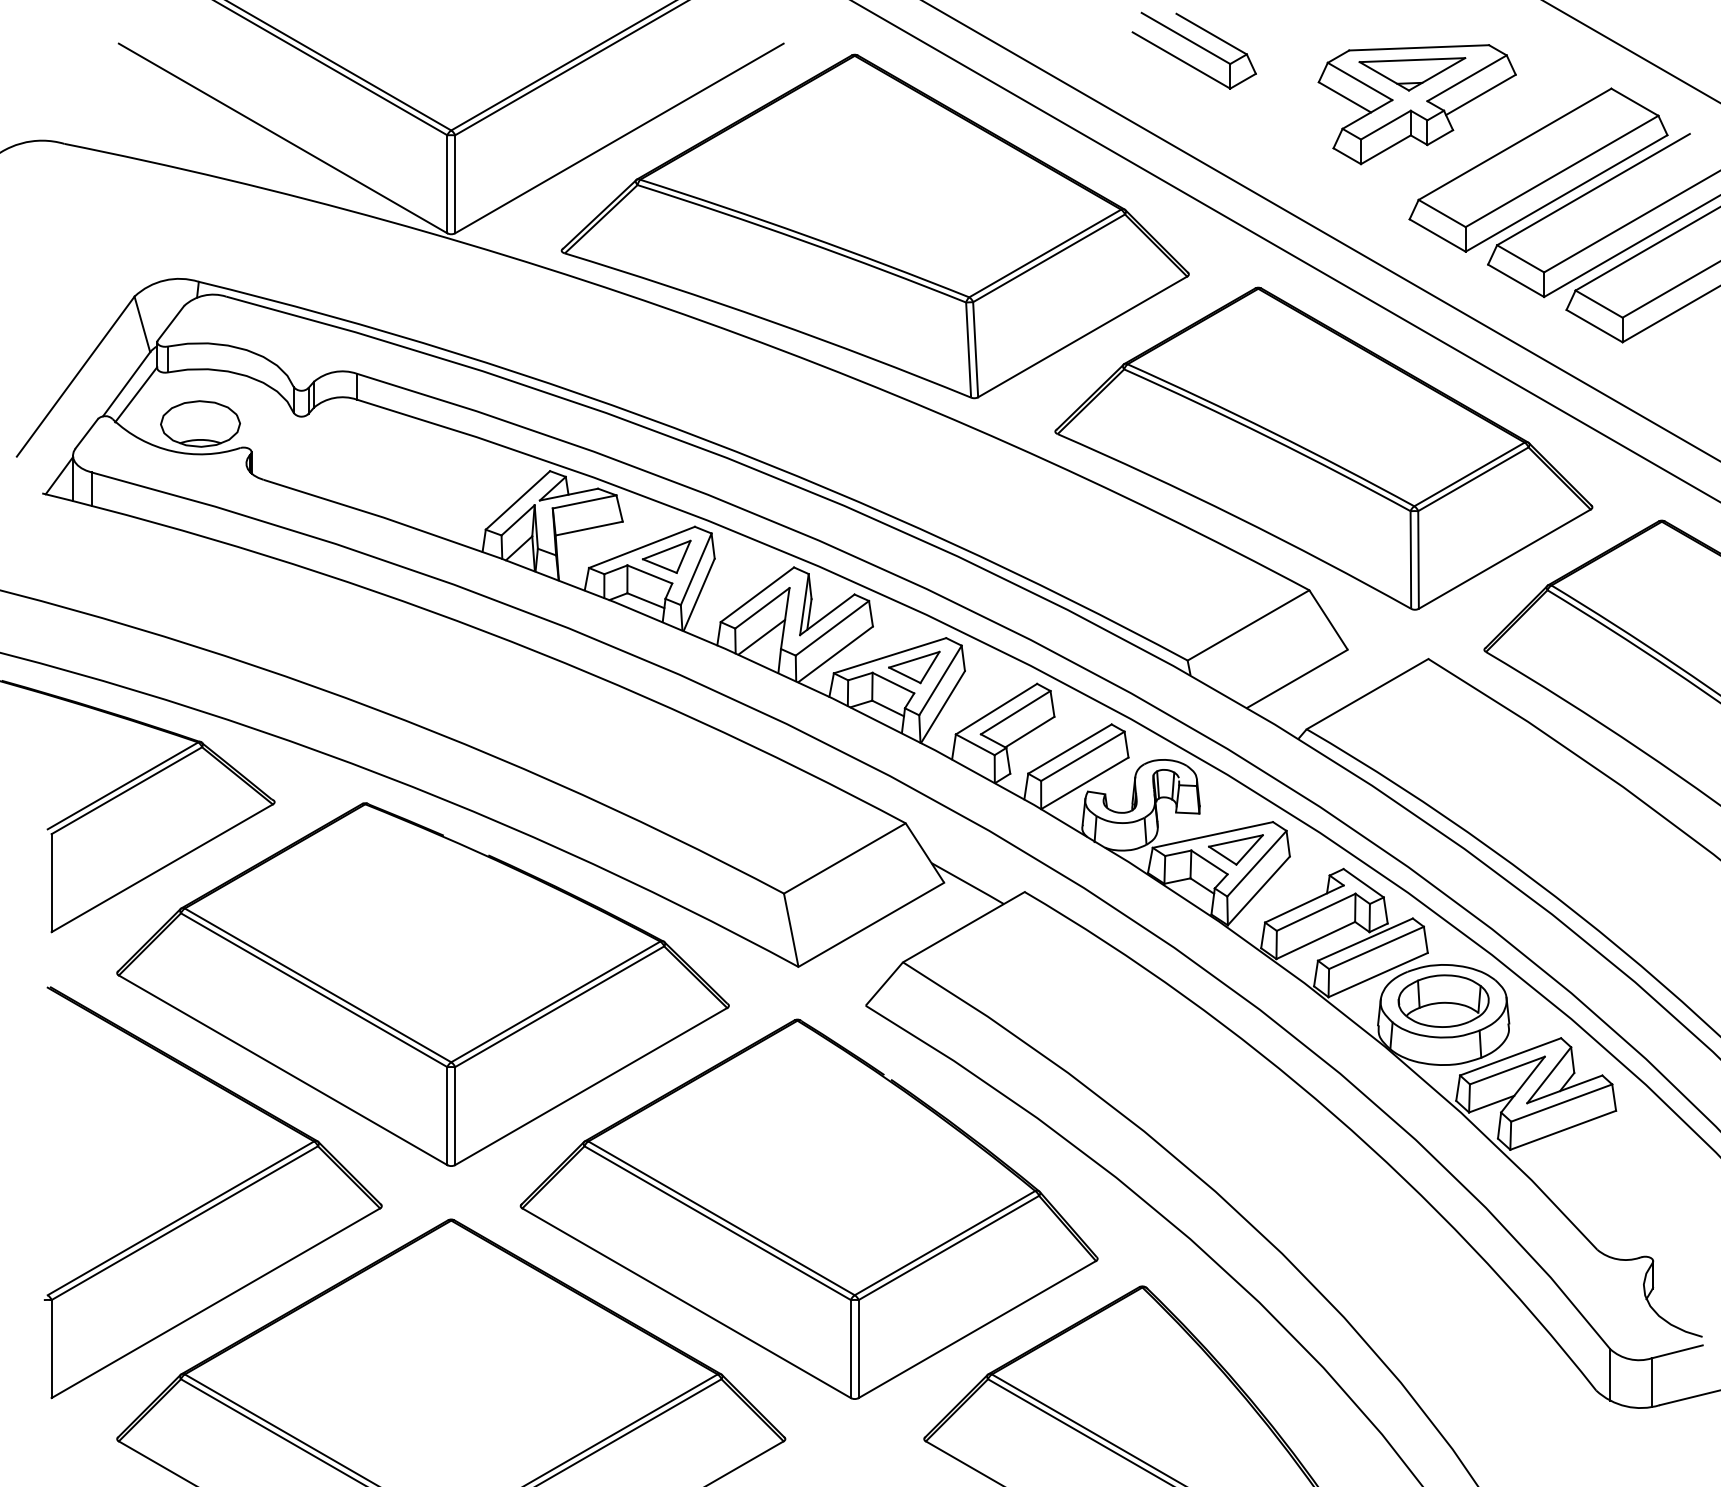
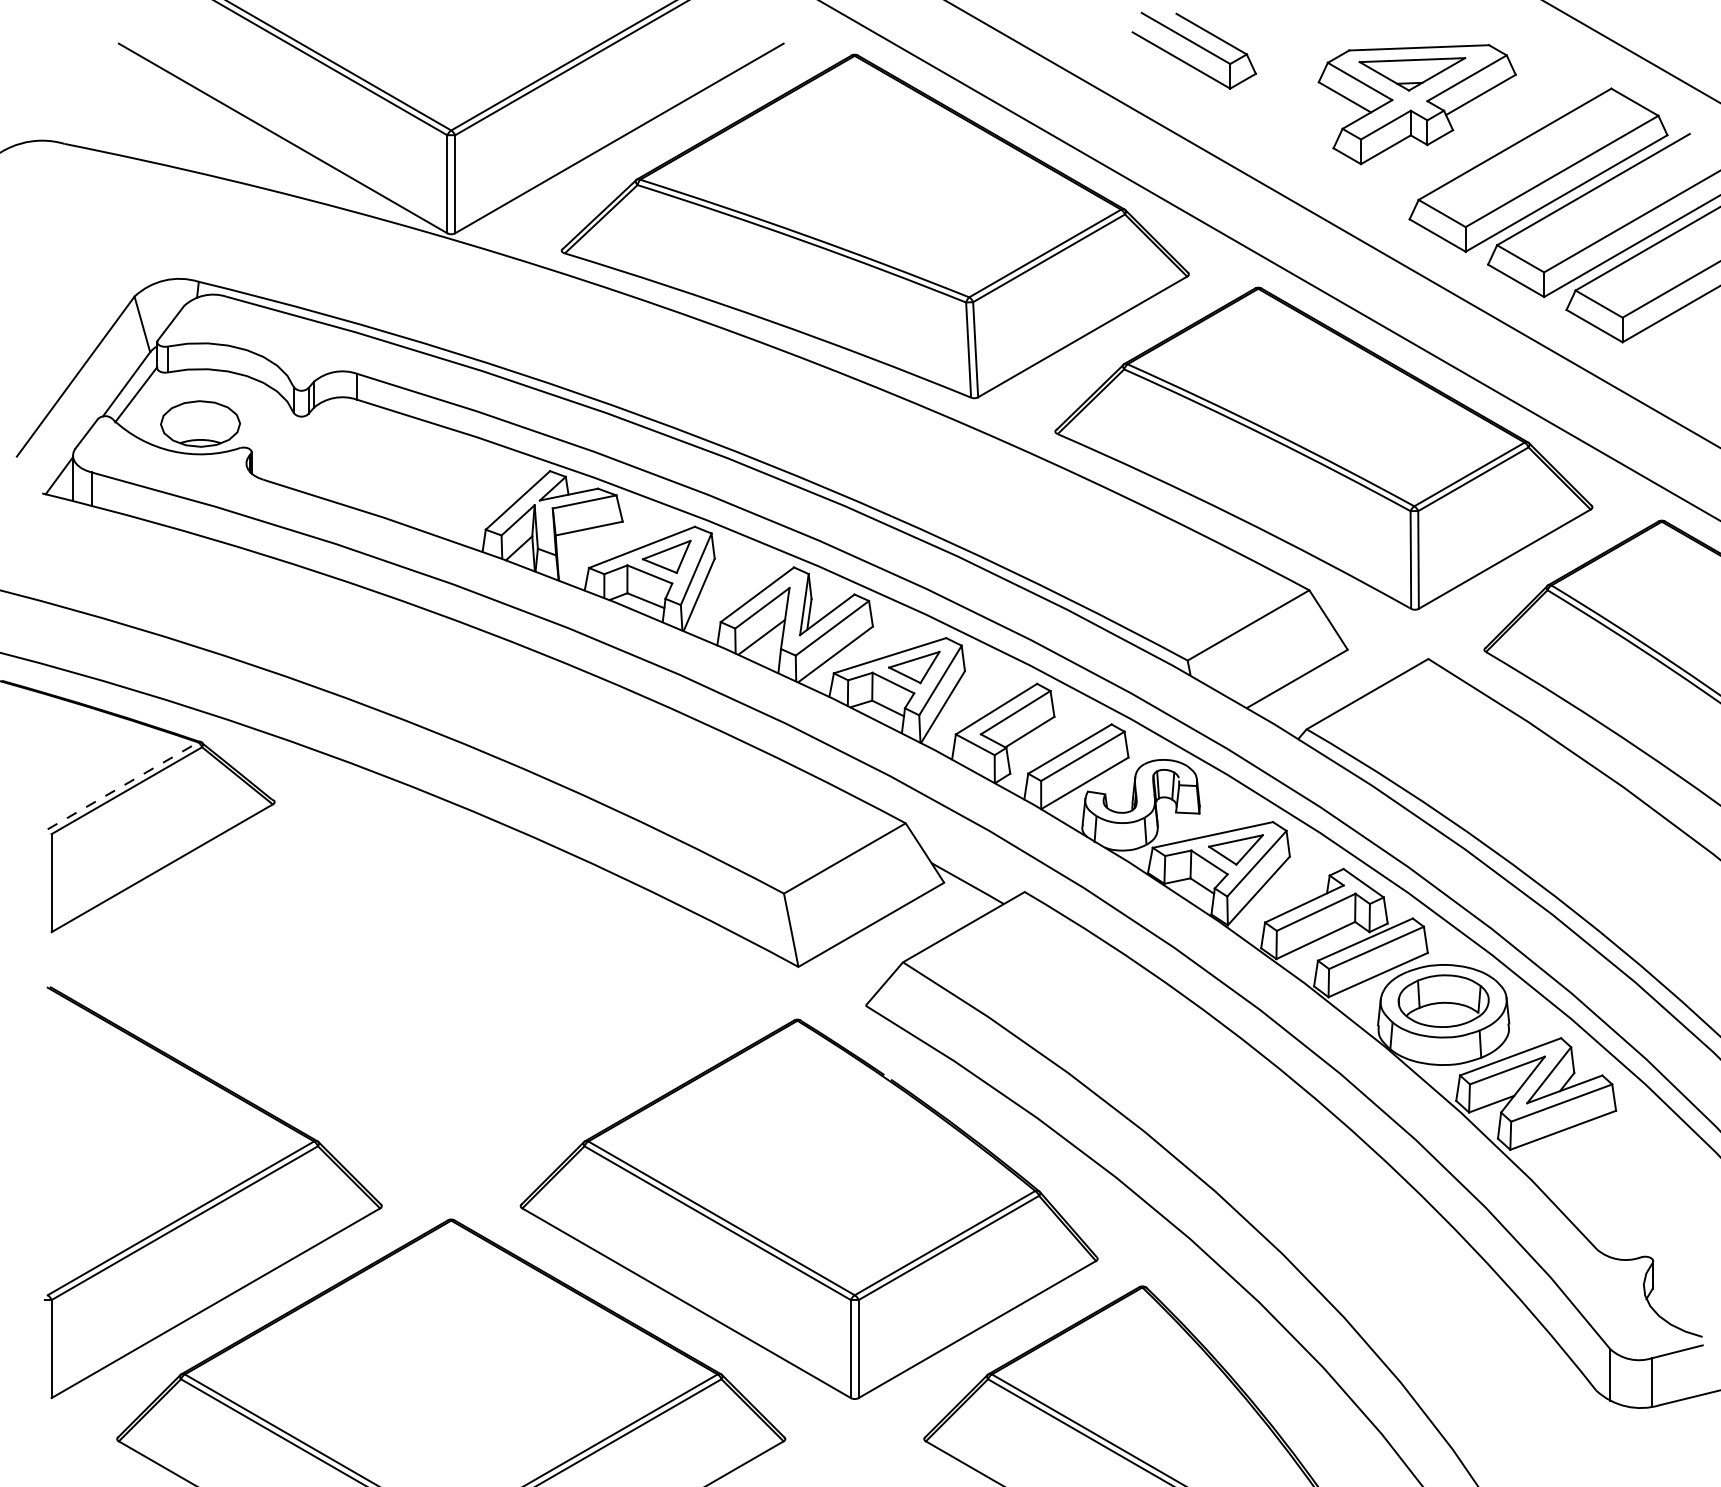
line position: (1320, 231) -> (1332, 224) (1332, 224)
line position: (1285, 251) -> (1269, 260) (1269, 260)
line: solid -> dashed (123, 785)
part: present -> none (422, 984)
